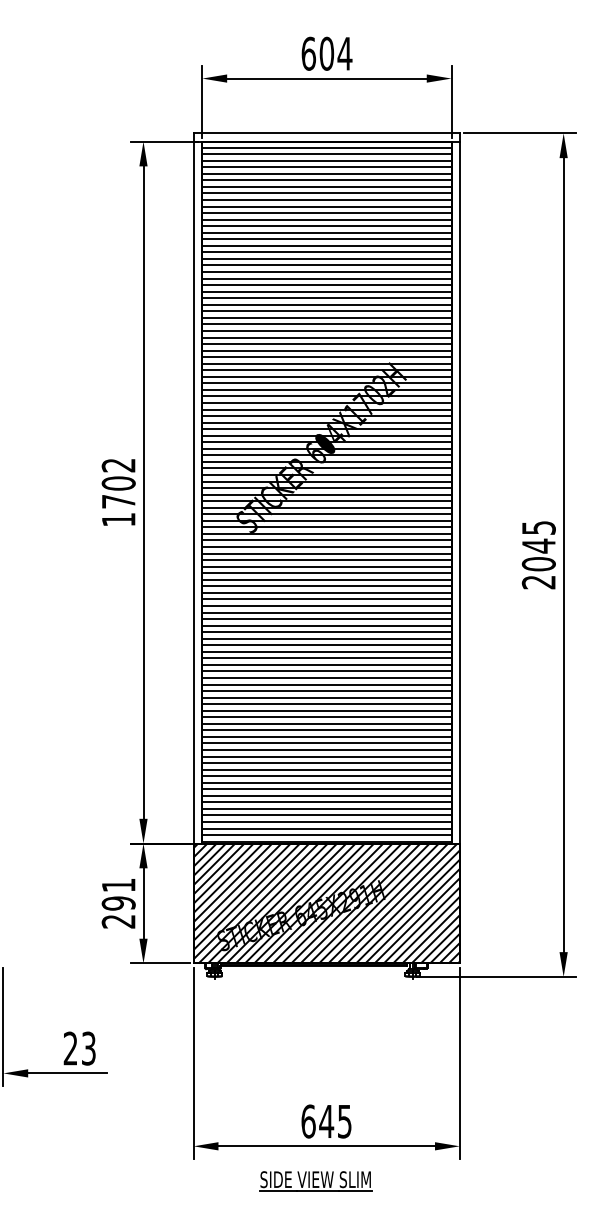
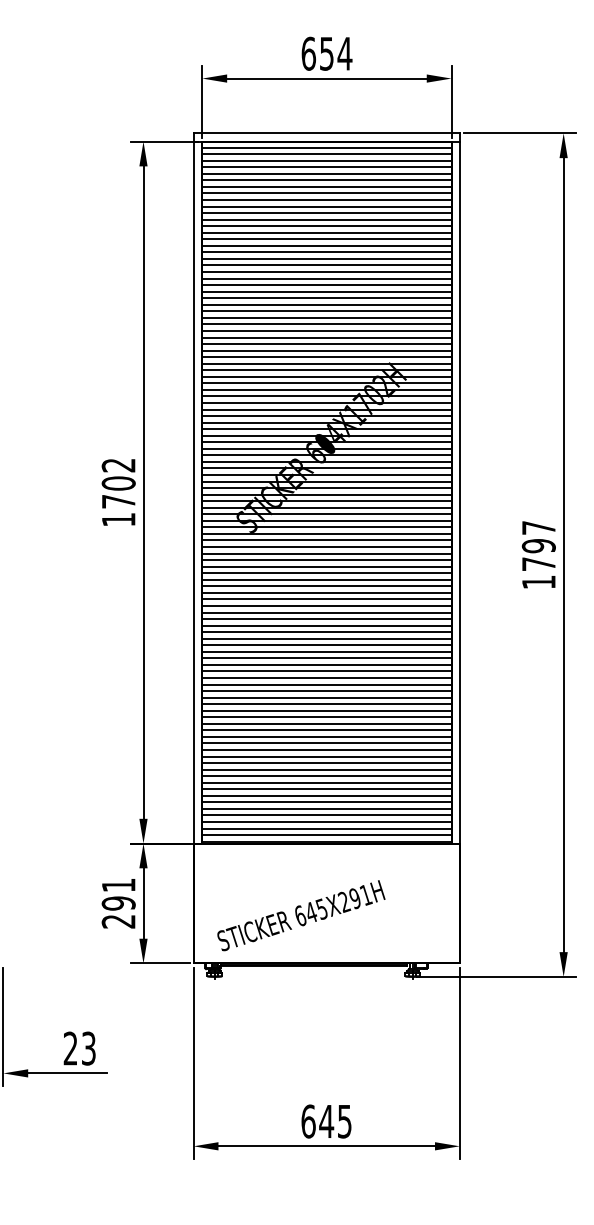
text: 604 -> 654 (326, 53)
text: 2045 -> 1797 (538, 555)
hatch: present -> none (326, 903)
part: present -> none (315, 1181)
